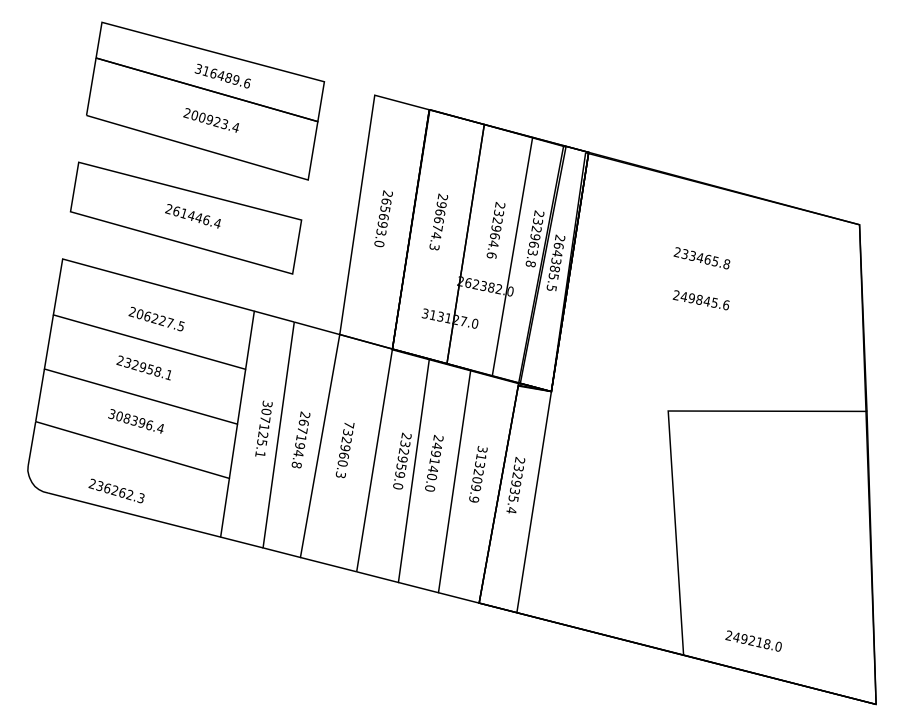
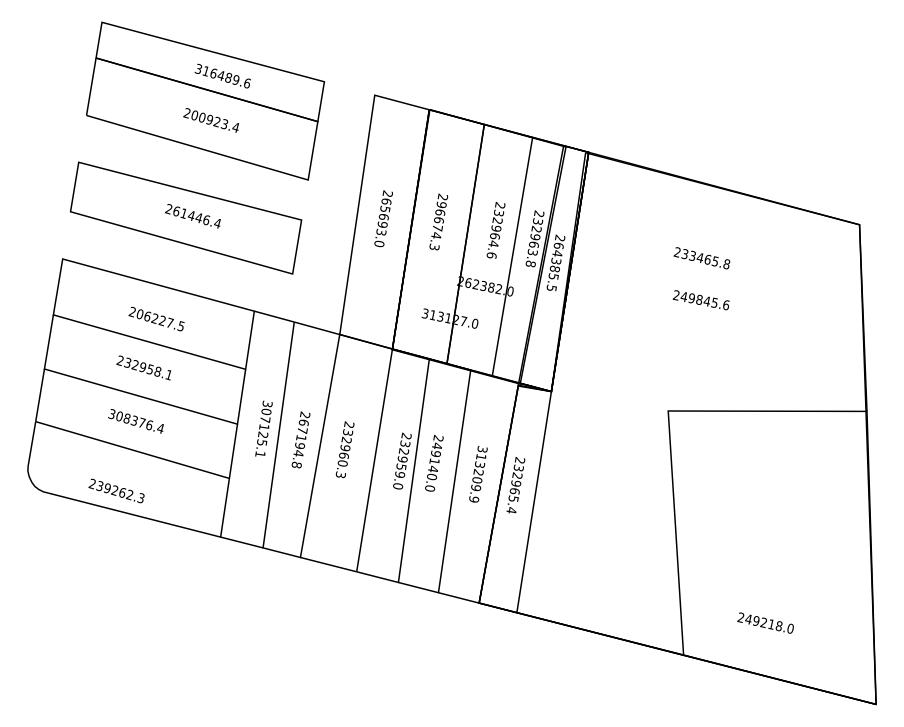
text: 308396.4 -> 308376.4 (141, 422)
text: 732960.3 -> 232960.3 (349, 424)
text: 236262.3 -> 239262.3 (107, 488)
text: 232935.4 -> 232965.4 (514, 490)
text position: (753, 640) -> (765, 622) (765, 622)
